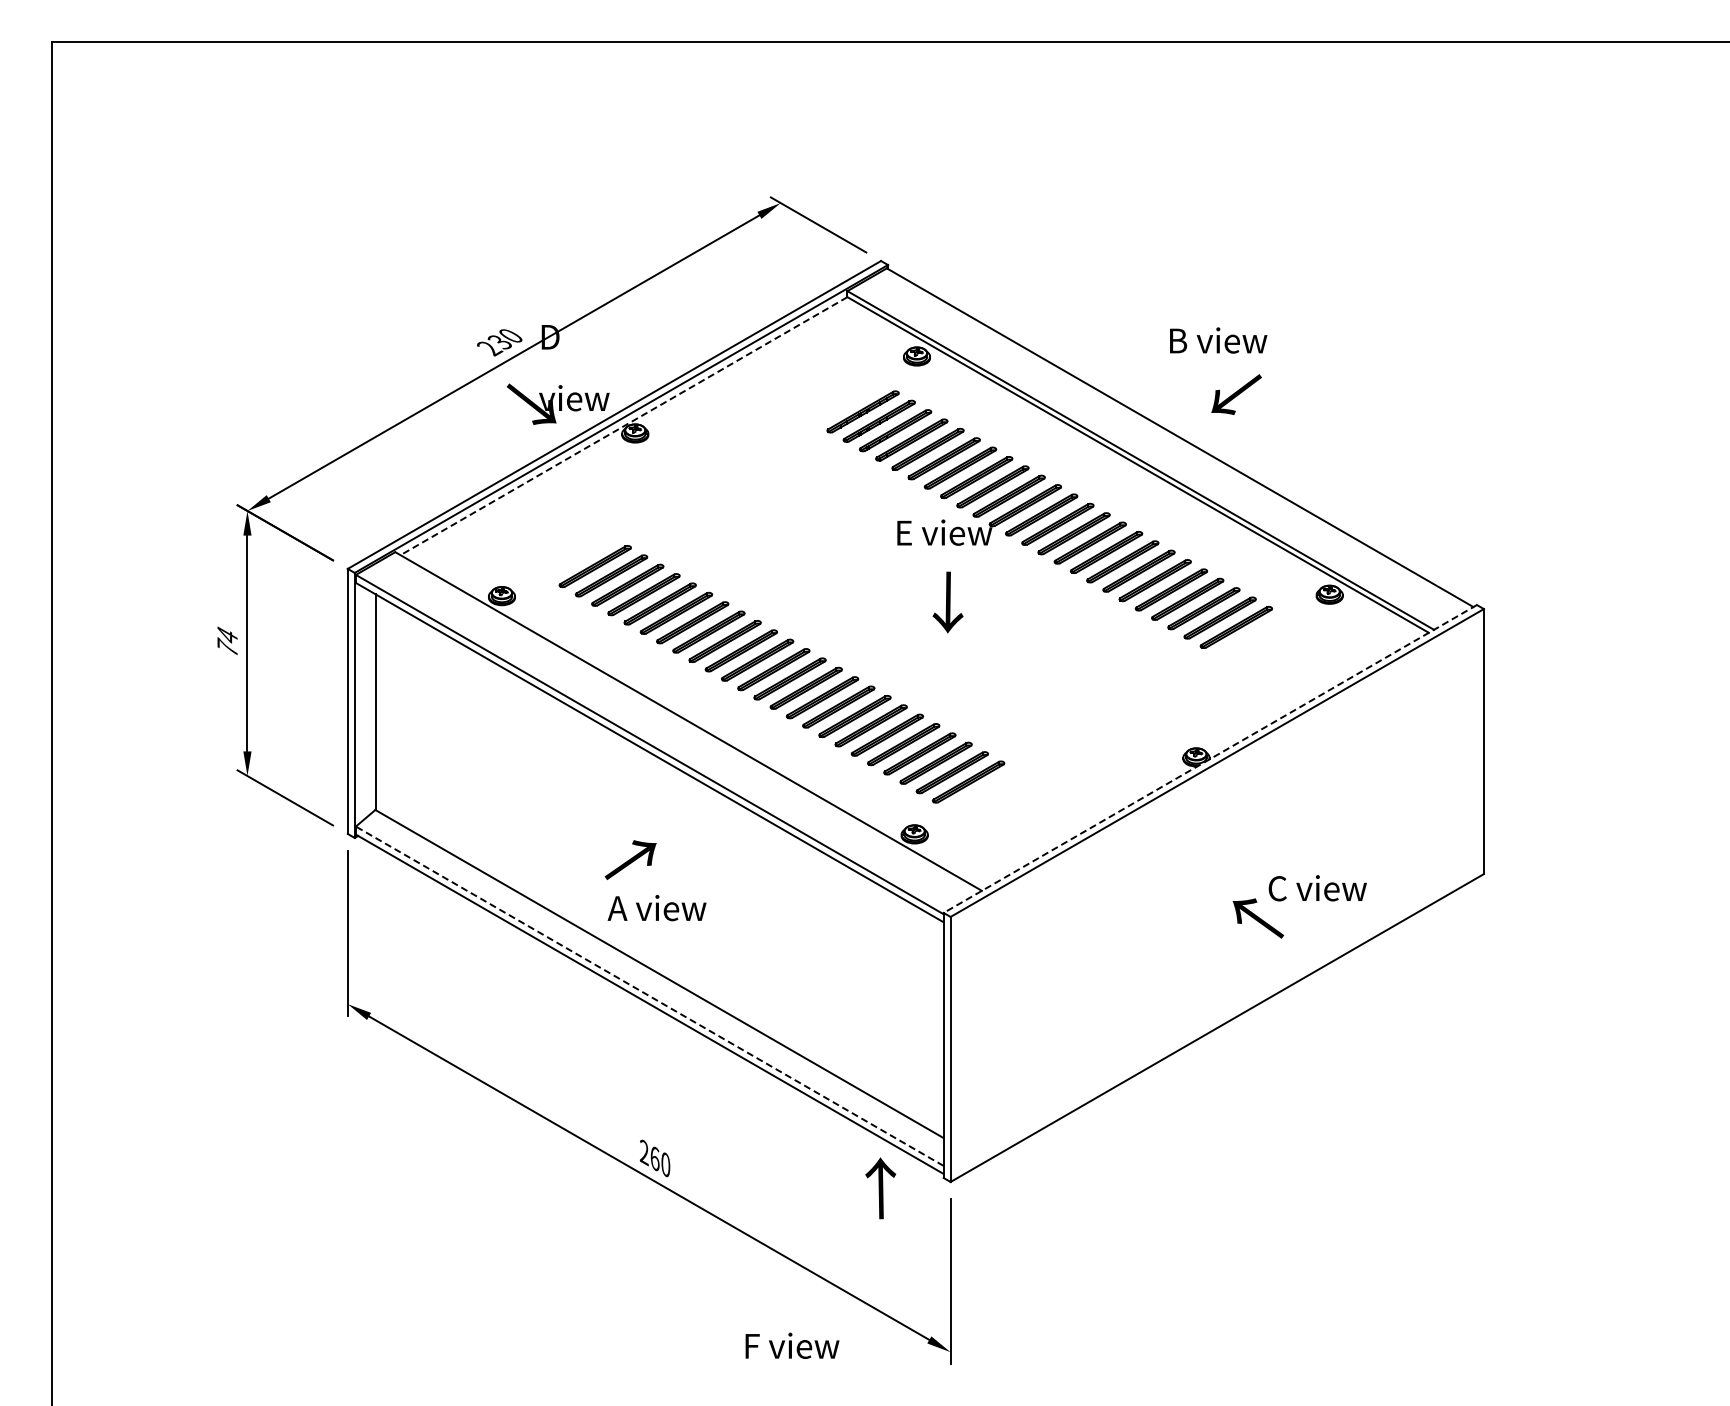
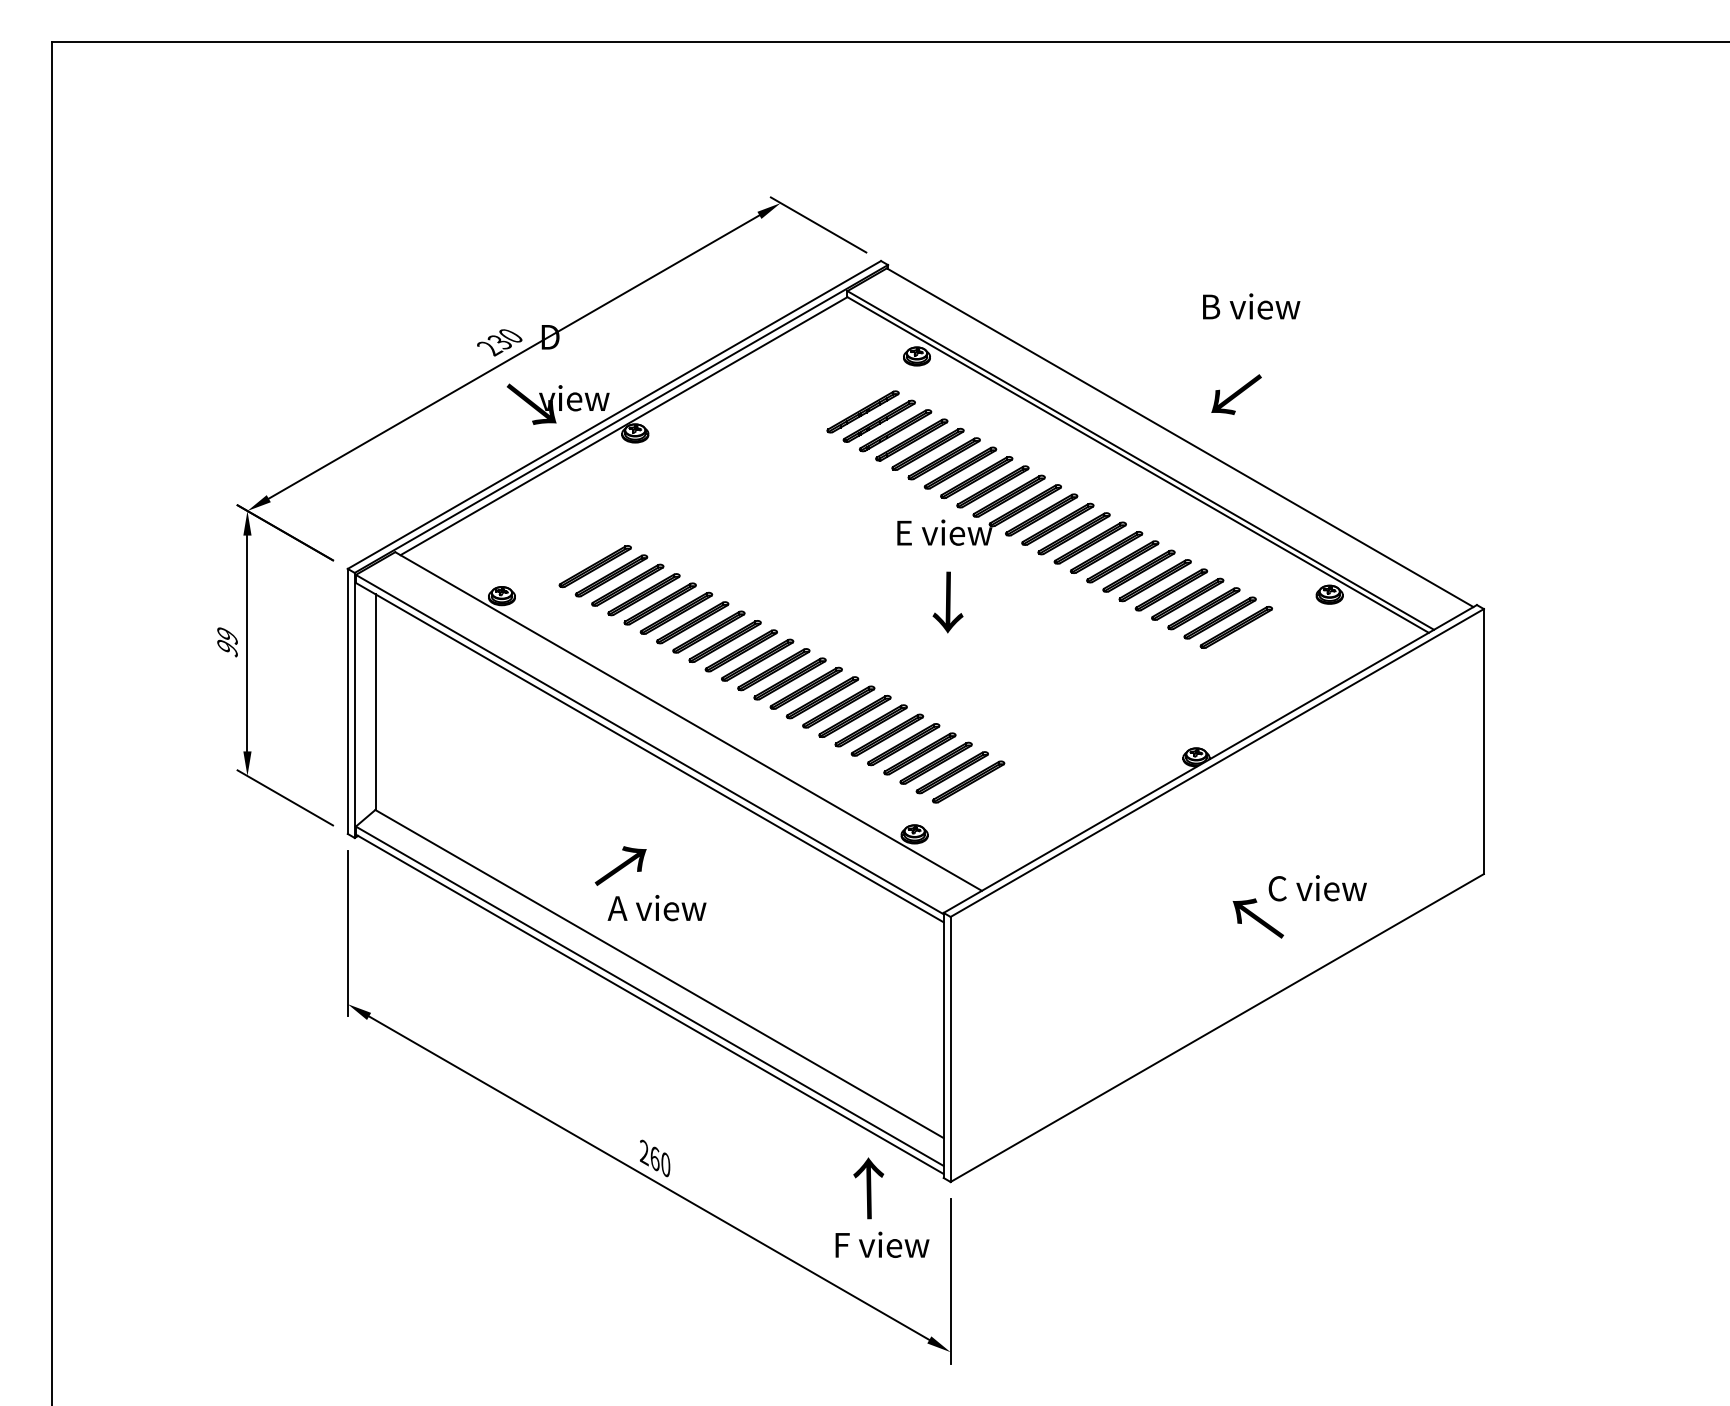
text position: (1218, 340) -> (1251, 306) (1251, 306)
line: dashed -> solid (623, 426)
text: 74 -> 99 (227, 641)
line: dashed -> solid (1210, 758)
text position: (630, 859) -> (620, 865) (620, 865)
line: dashed -> solid (649, 996)
text position: (880, 1188) -> (868, 1188) (868, 1188)
text position: (792, 1345) -> (882, 1244) (882, 1244)
